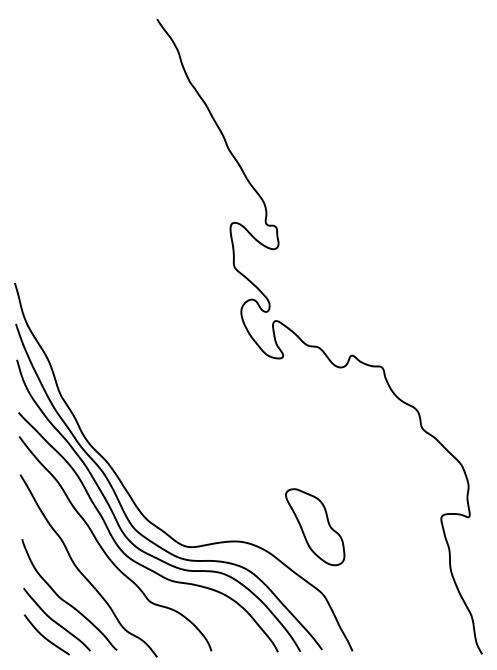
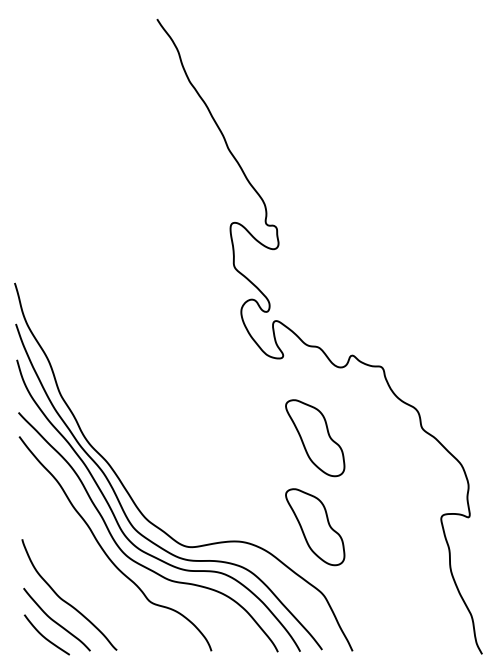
part: none -> present (315, 438)
part: present -> none (81, 571)
